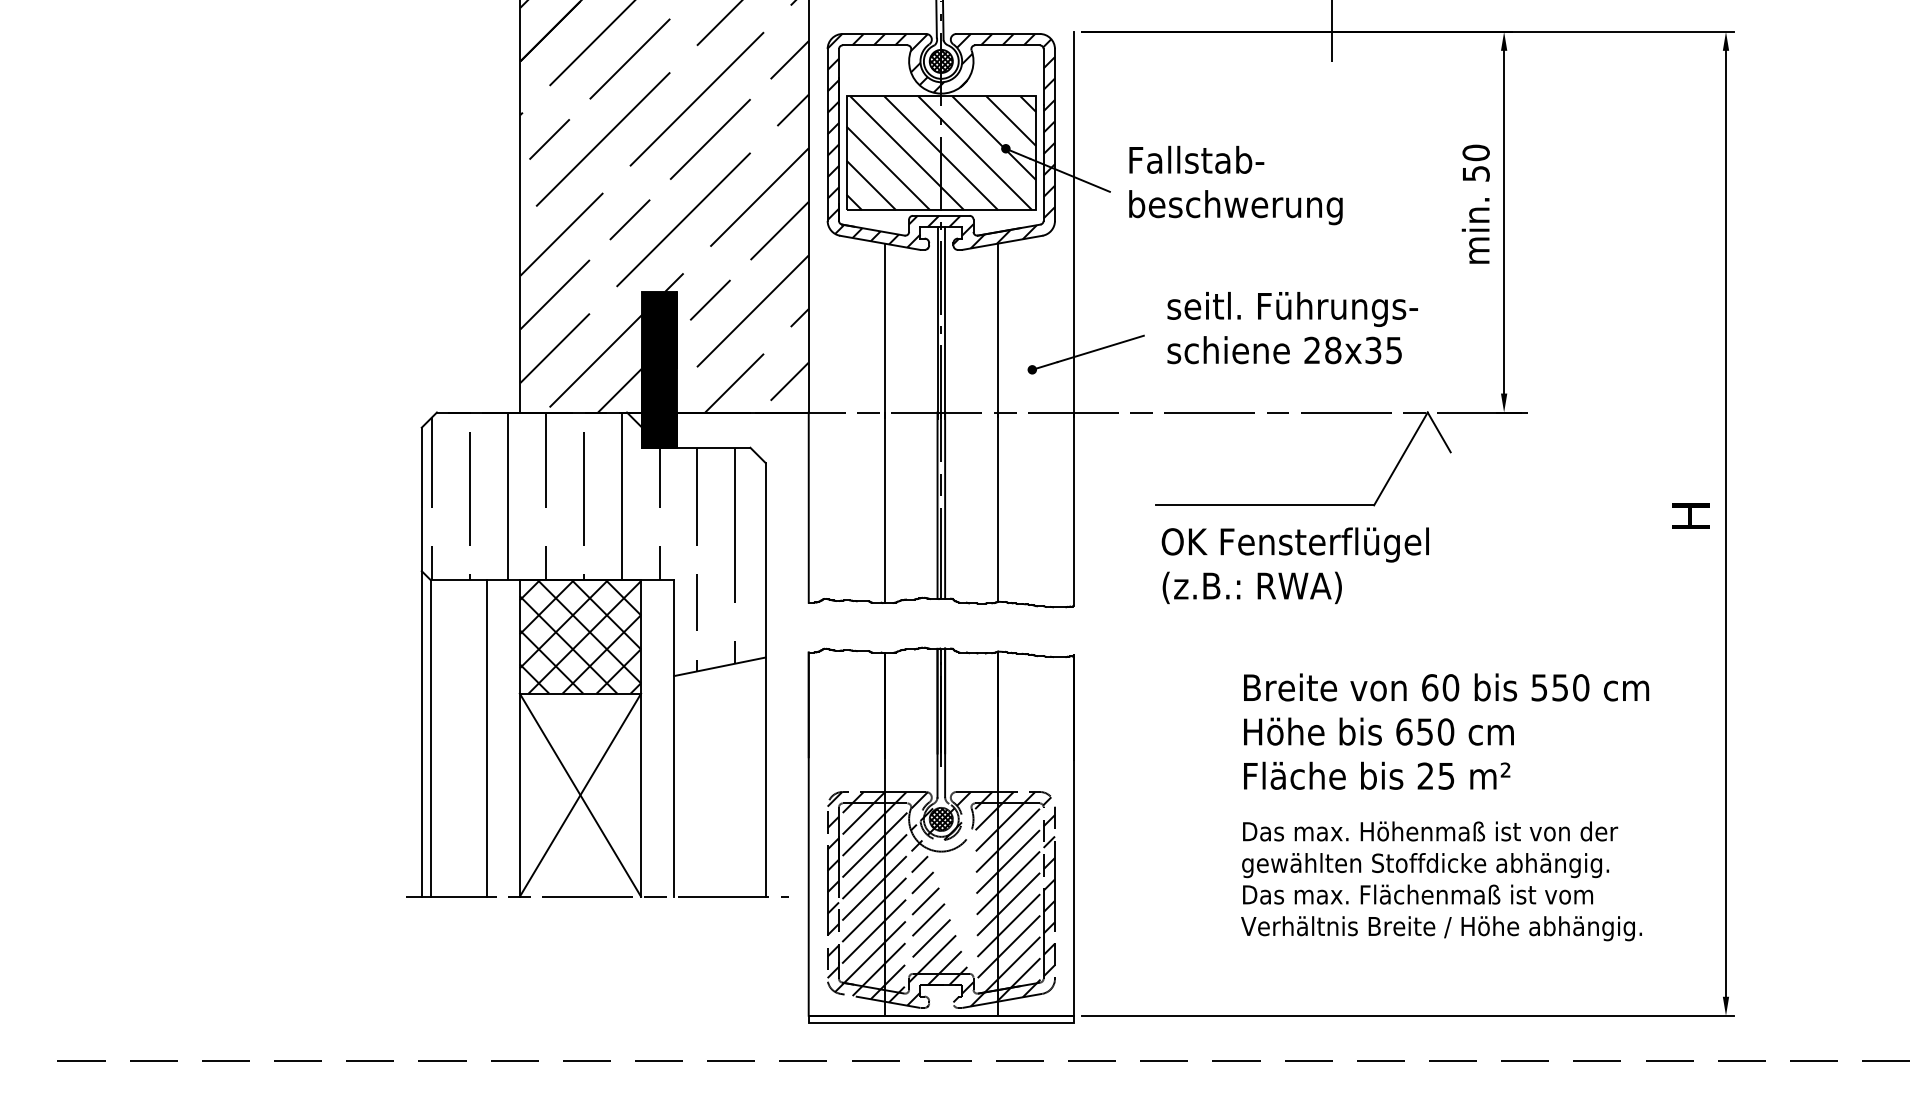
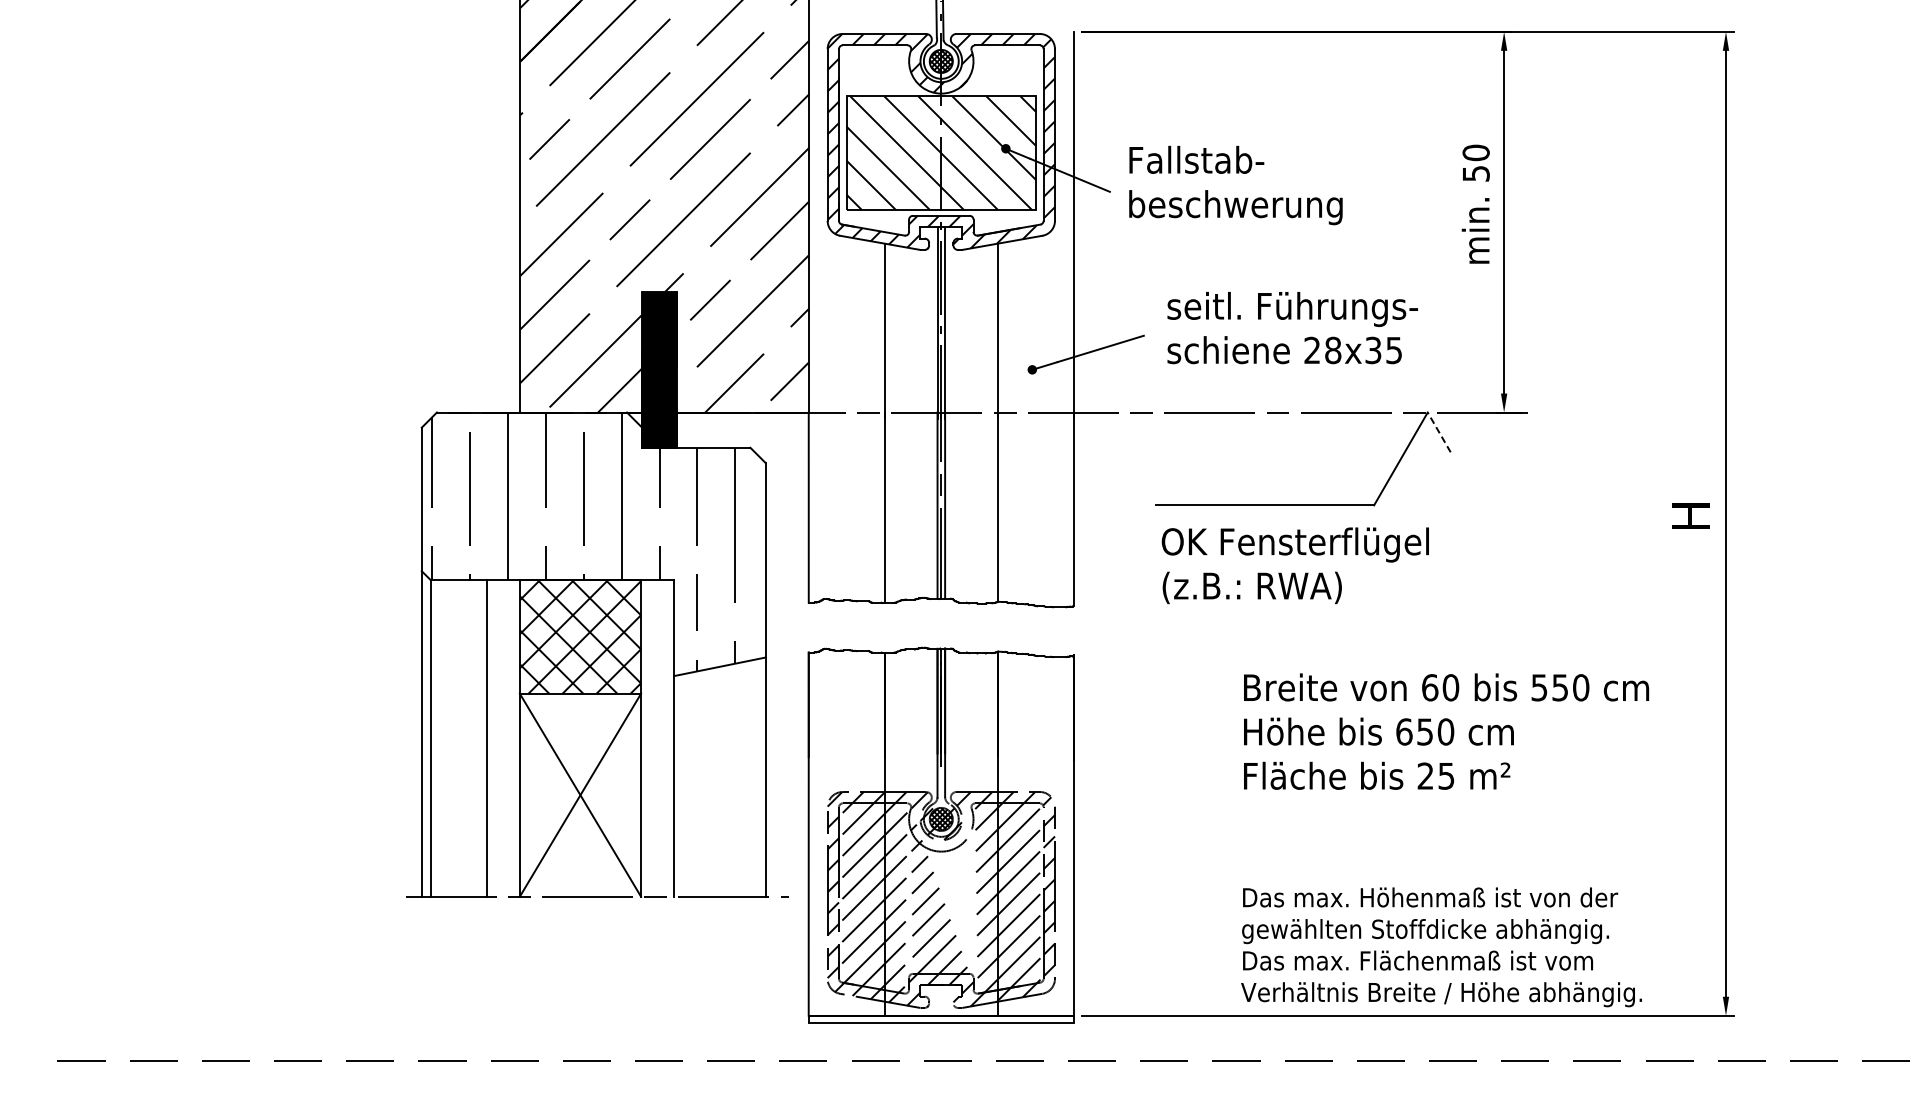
line: present -> none (1331, 32)
line: solid -> dashed (1439, 432)
text position: (1441, 881) -> (1441, 947) (1441, 947)
